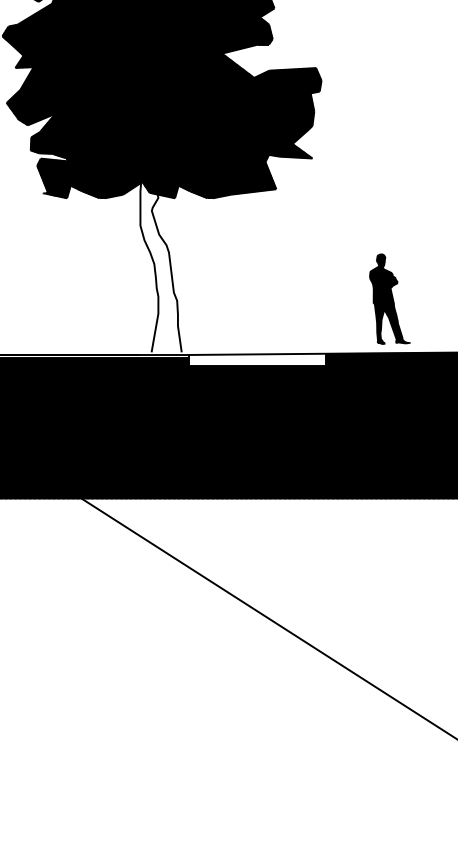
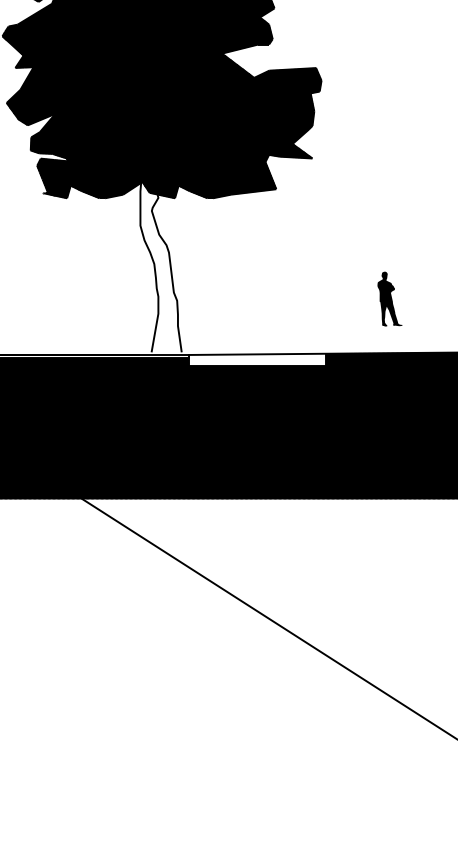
part size: 42x92 px -> 26x56 px (389, 298)
